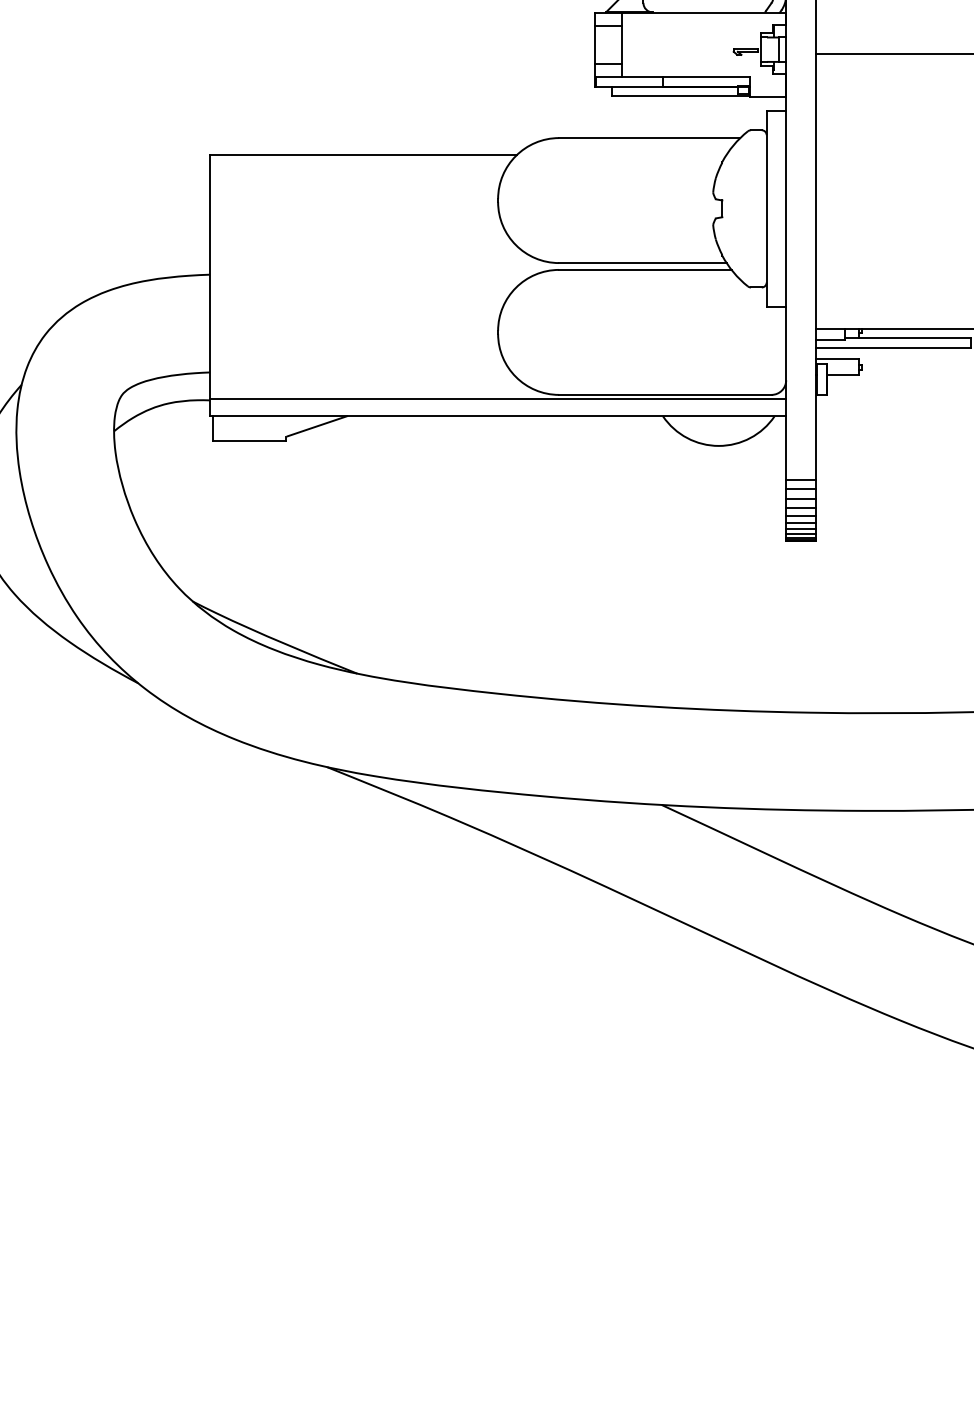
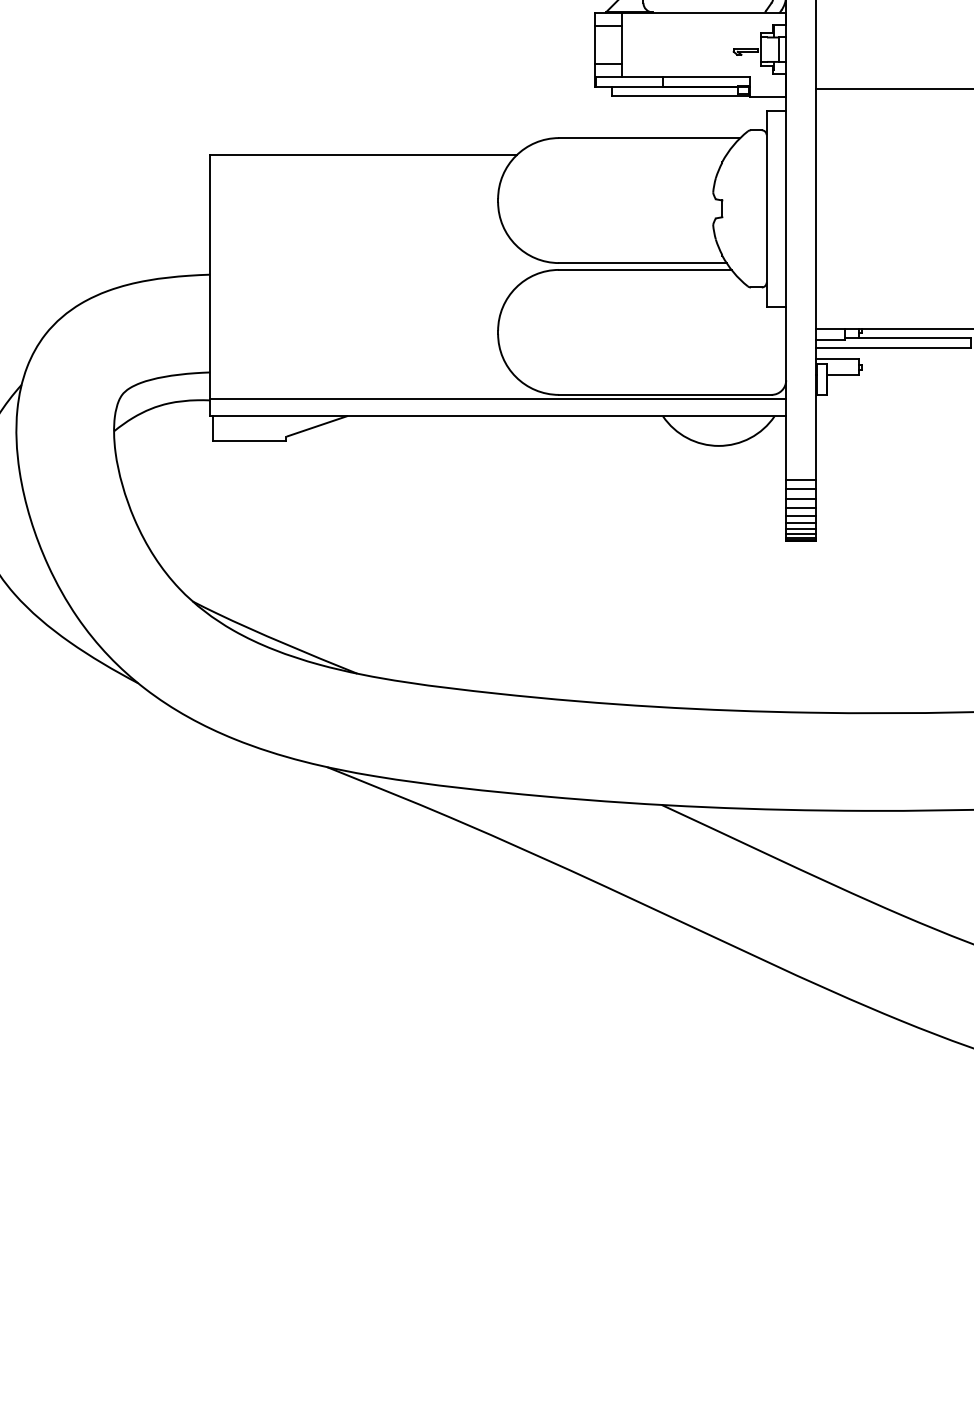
line position: (893, 54) -> (893, 89) (893, 89)
